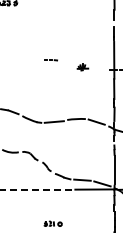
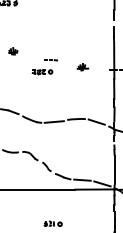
part: none -> present (13, 51)
part: none -> present (42, 72)
line: dashed -> solid (38, 189)
